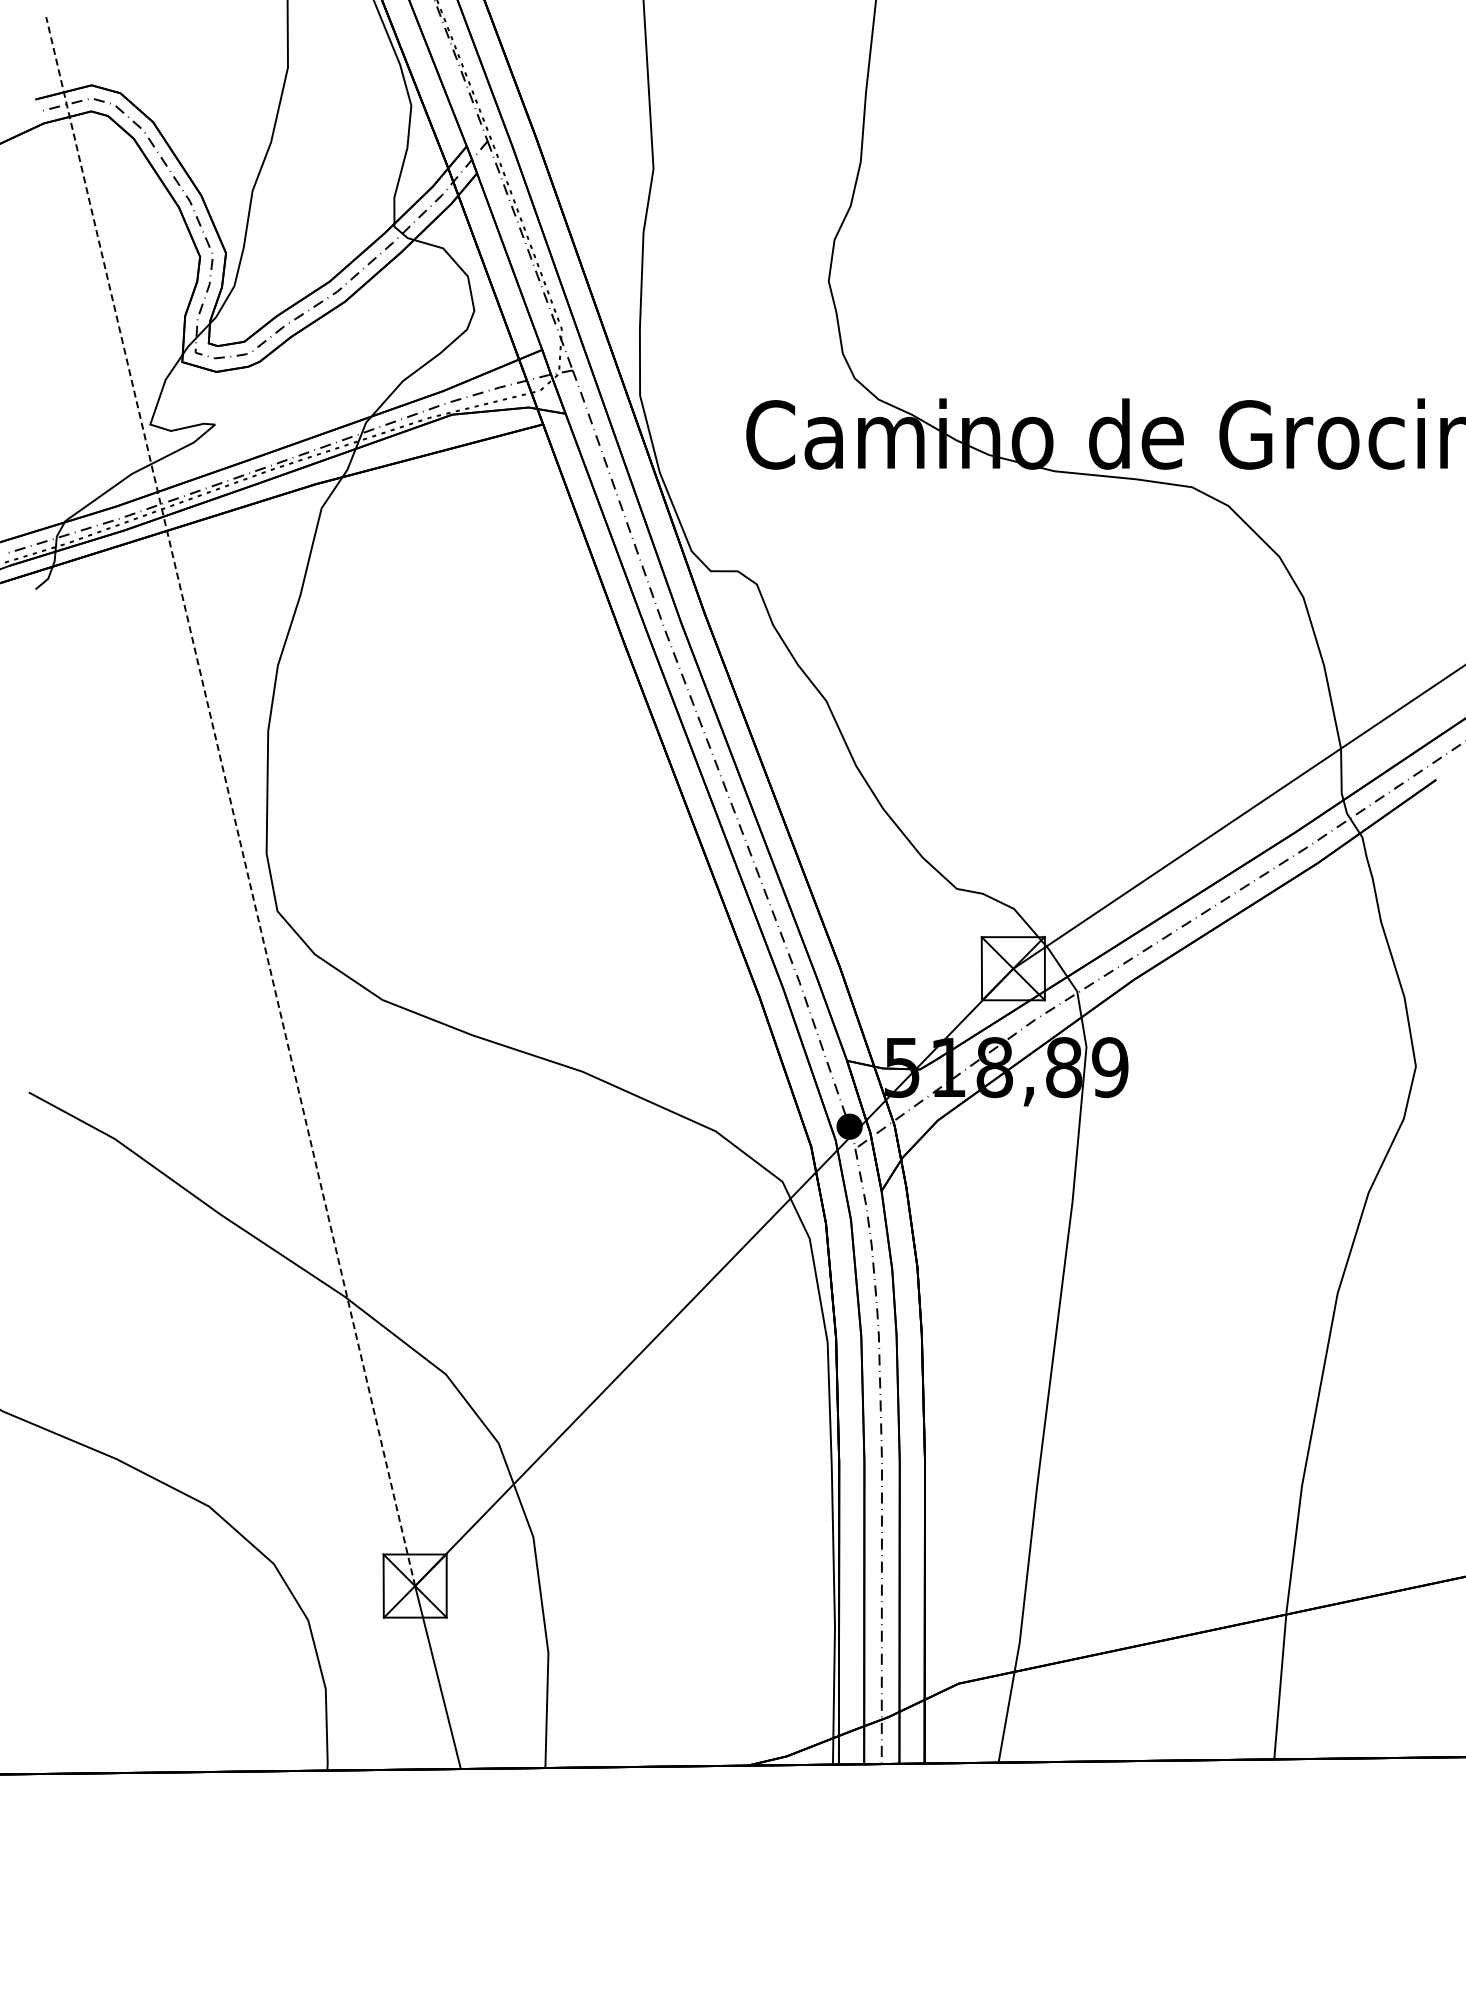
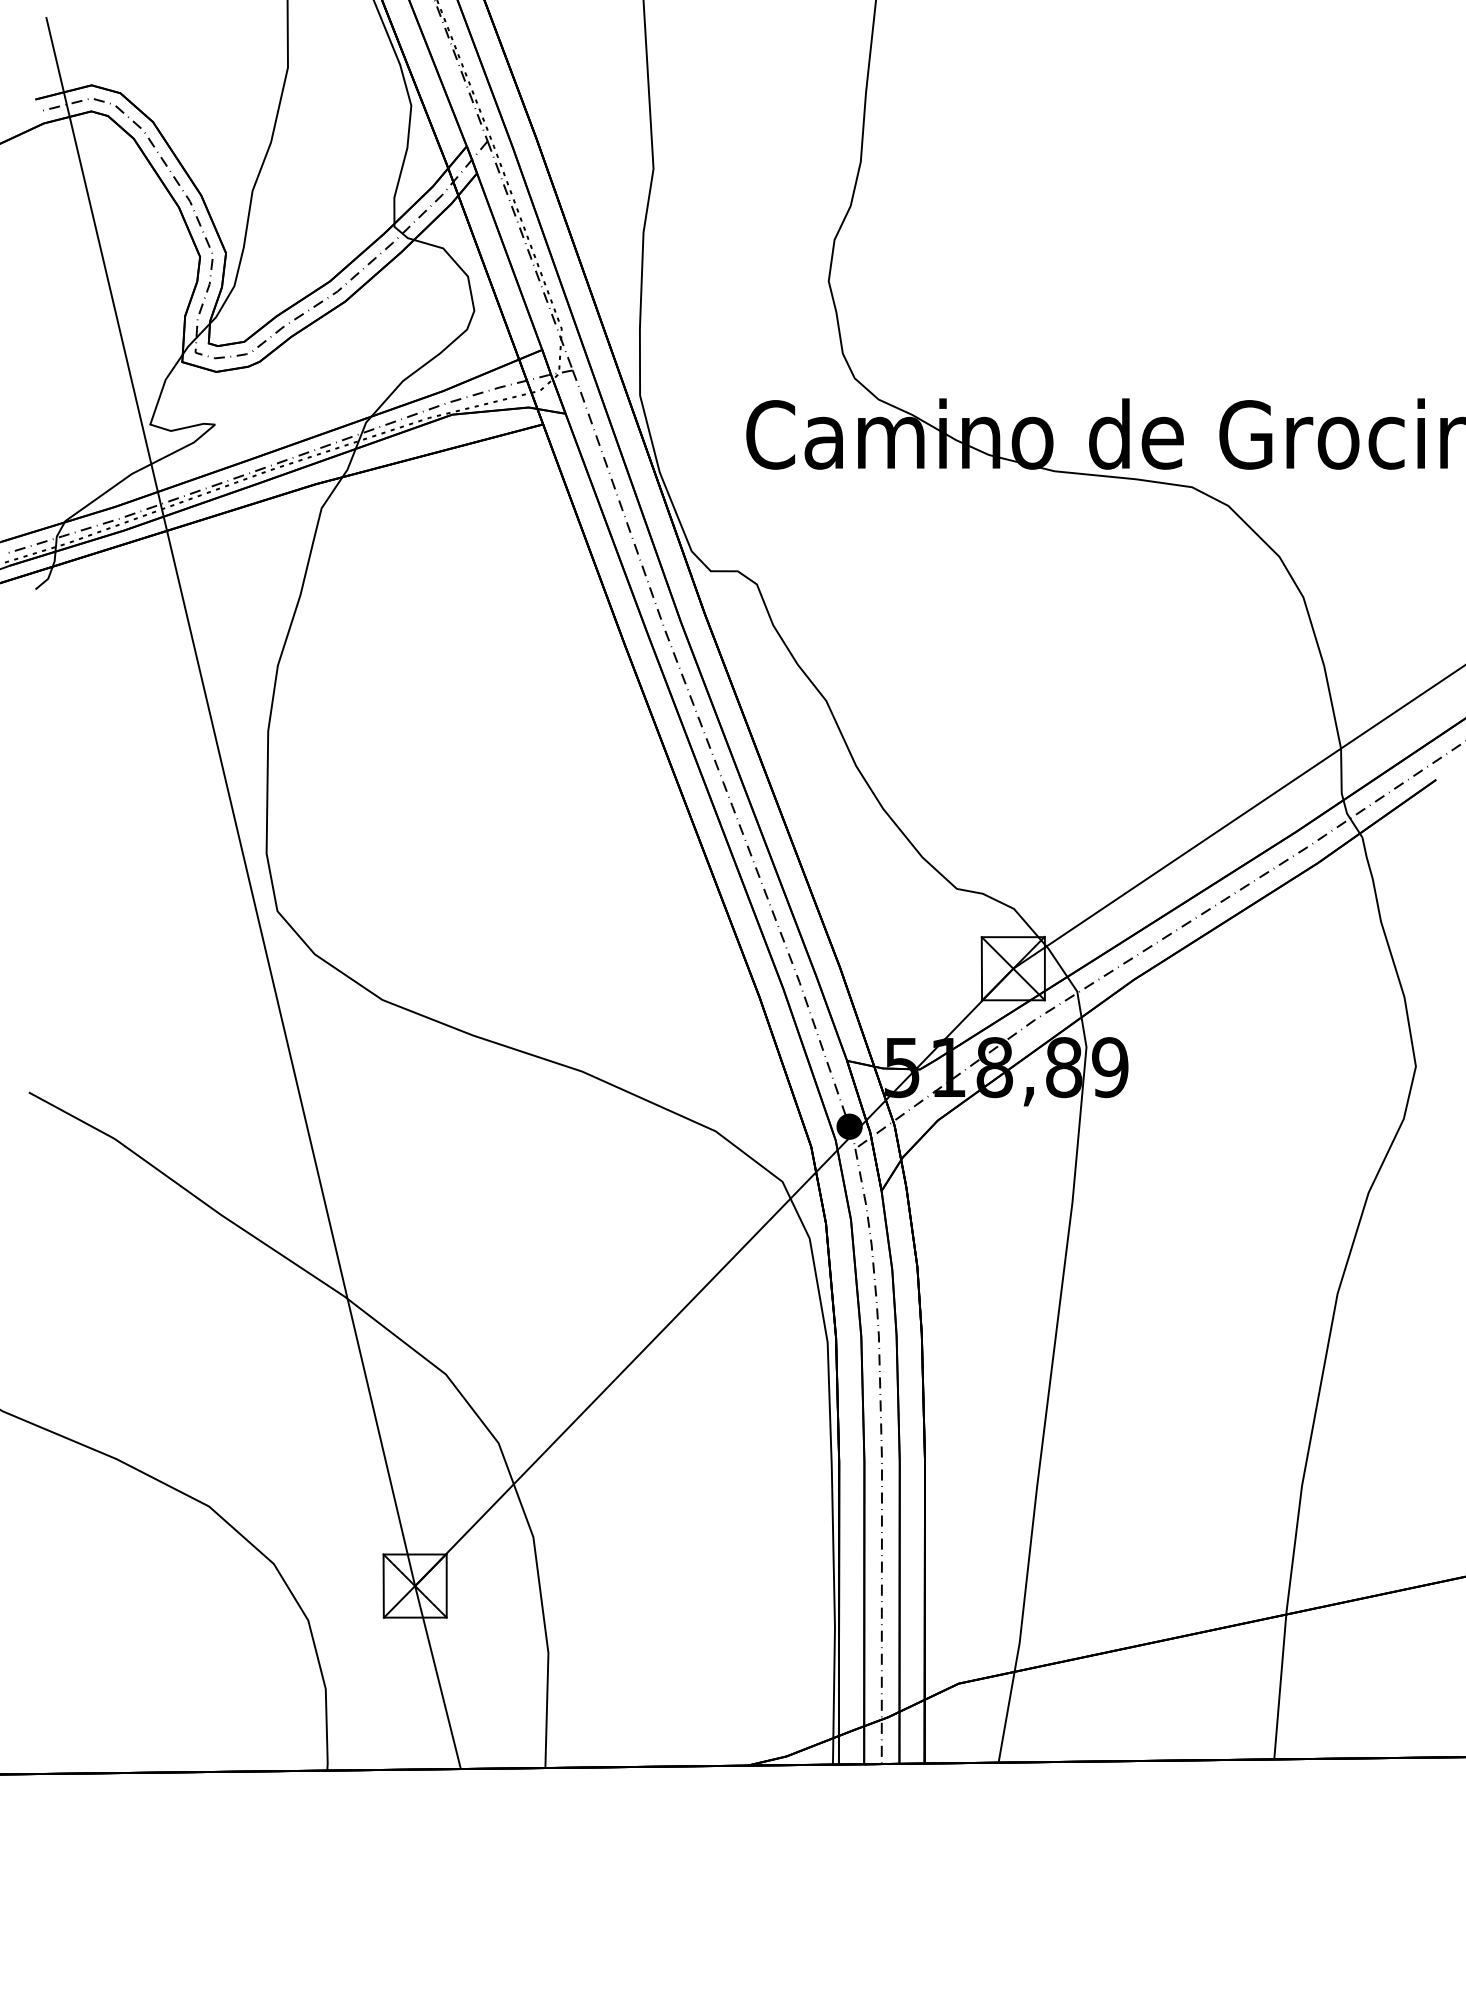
line: dashed -> solid (230, 801)
